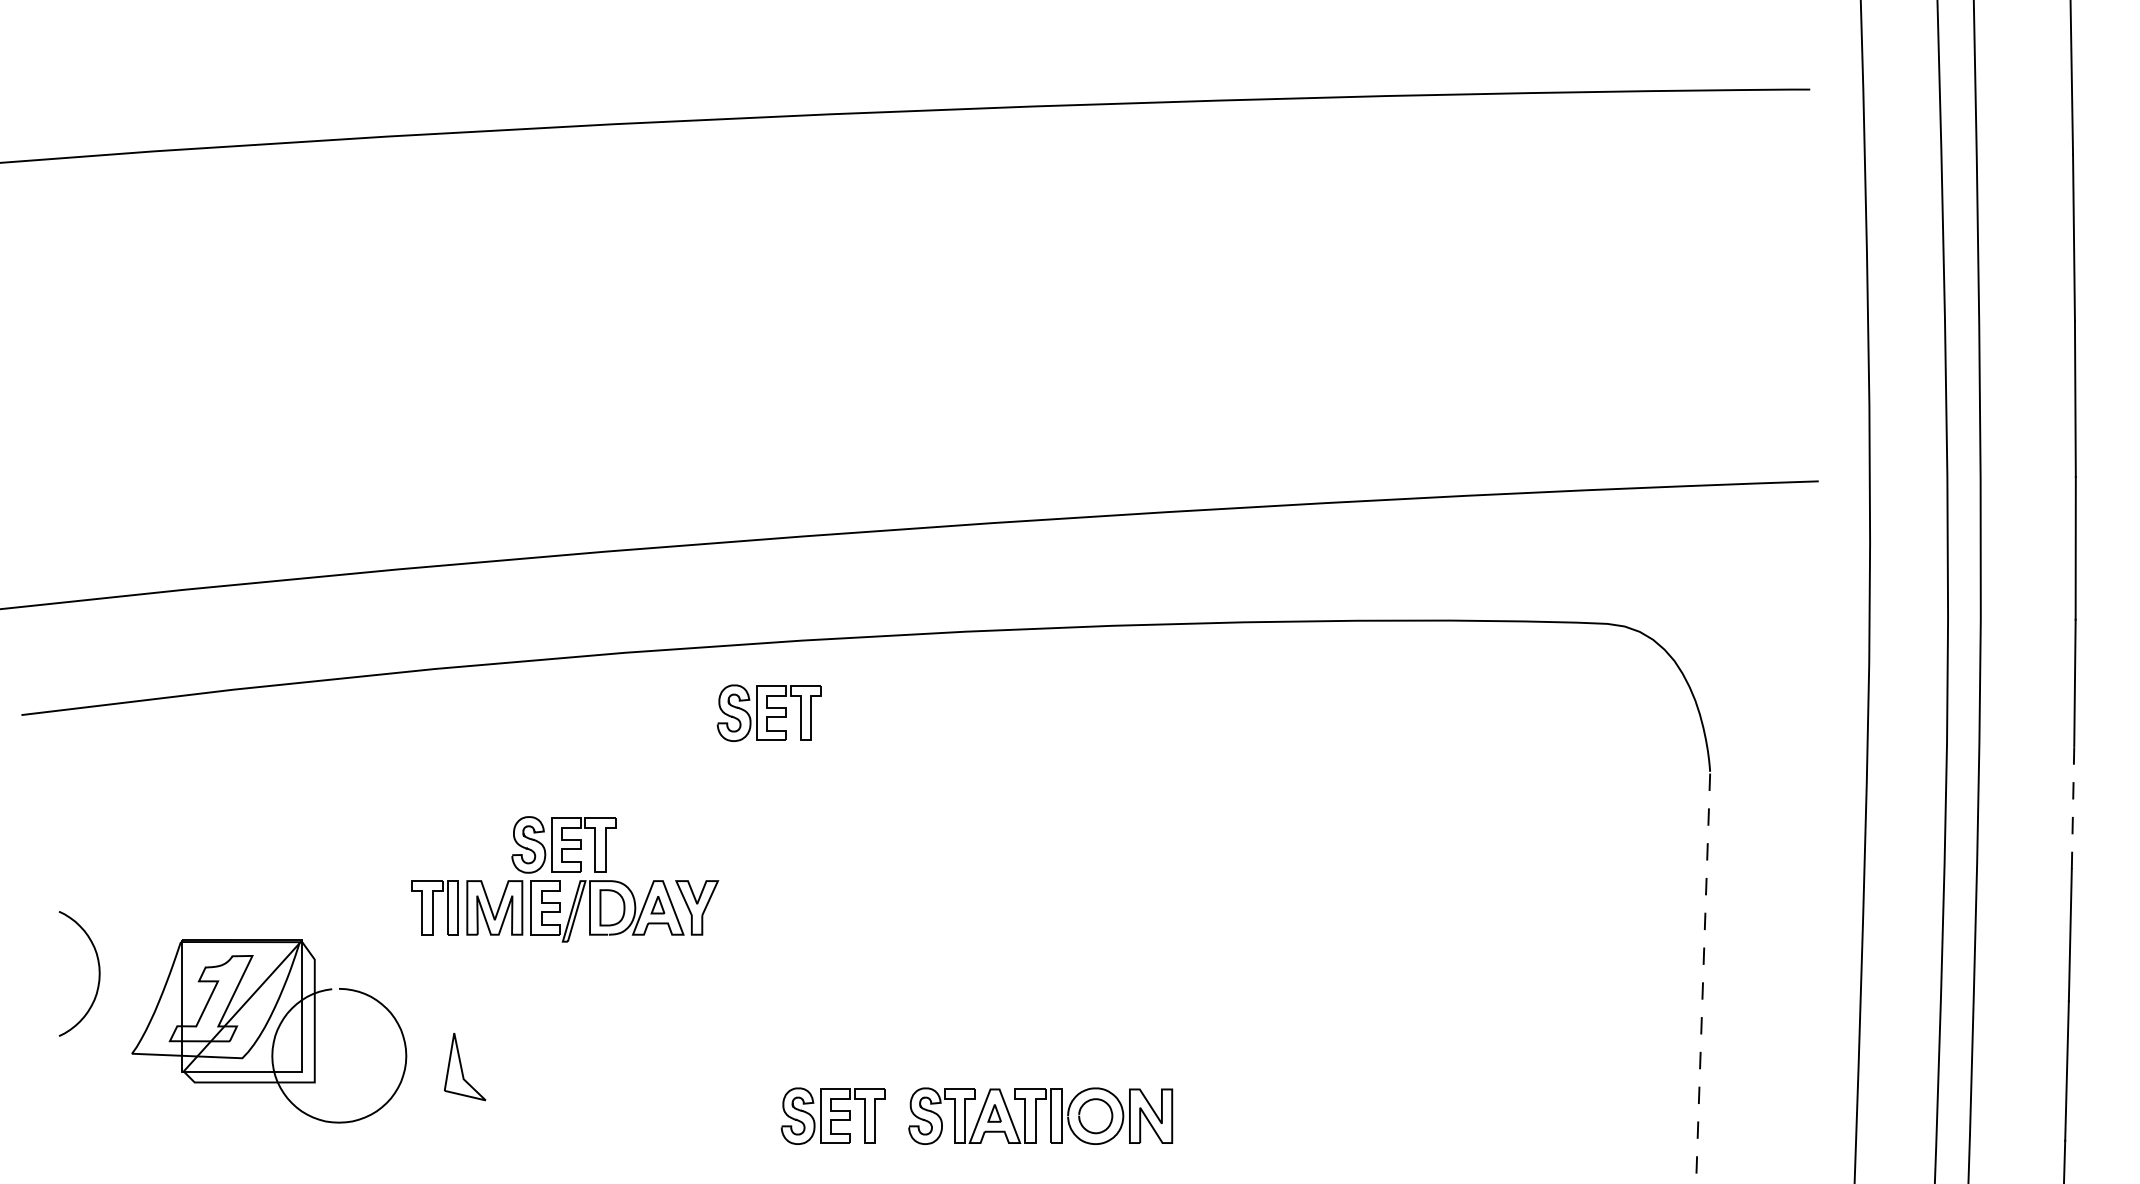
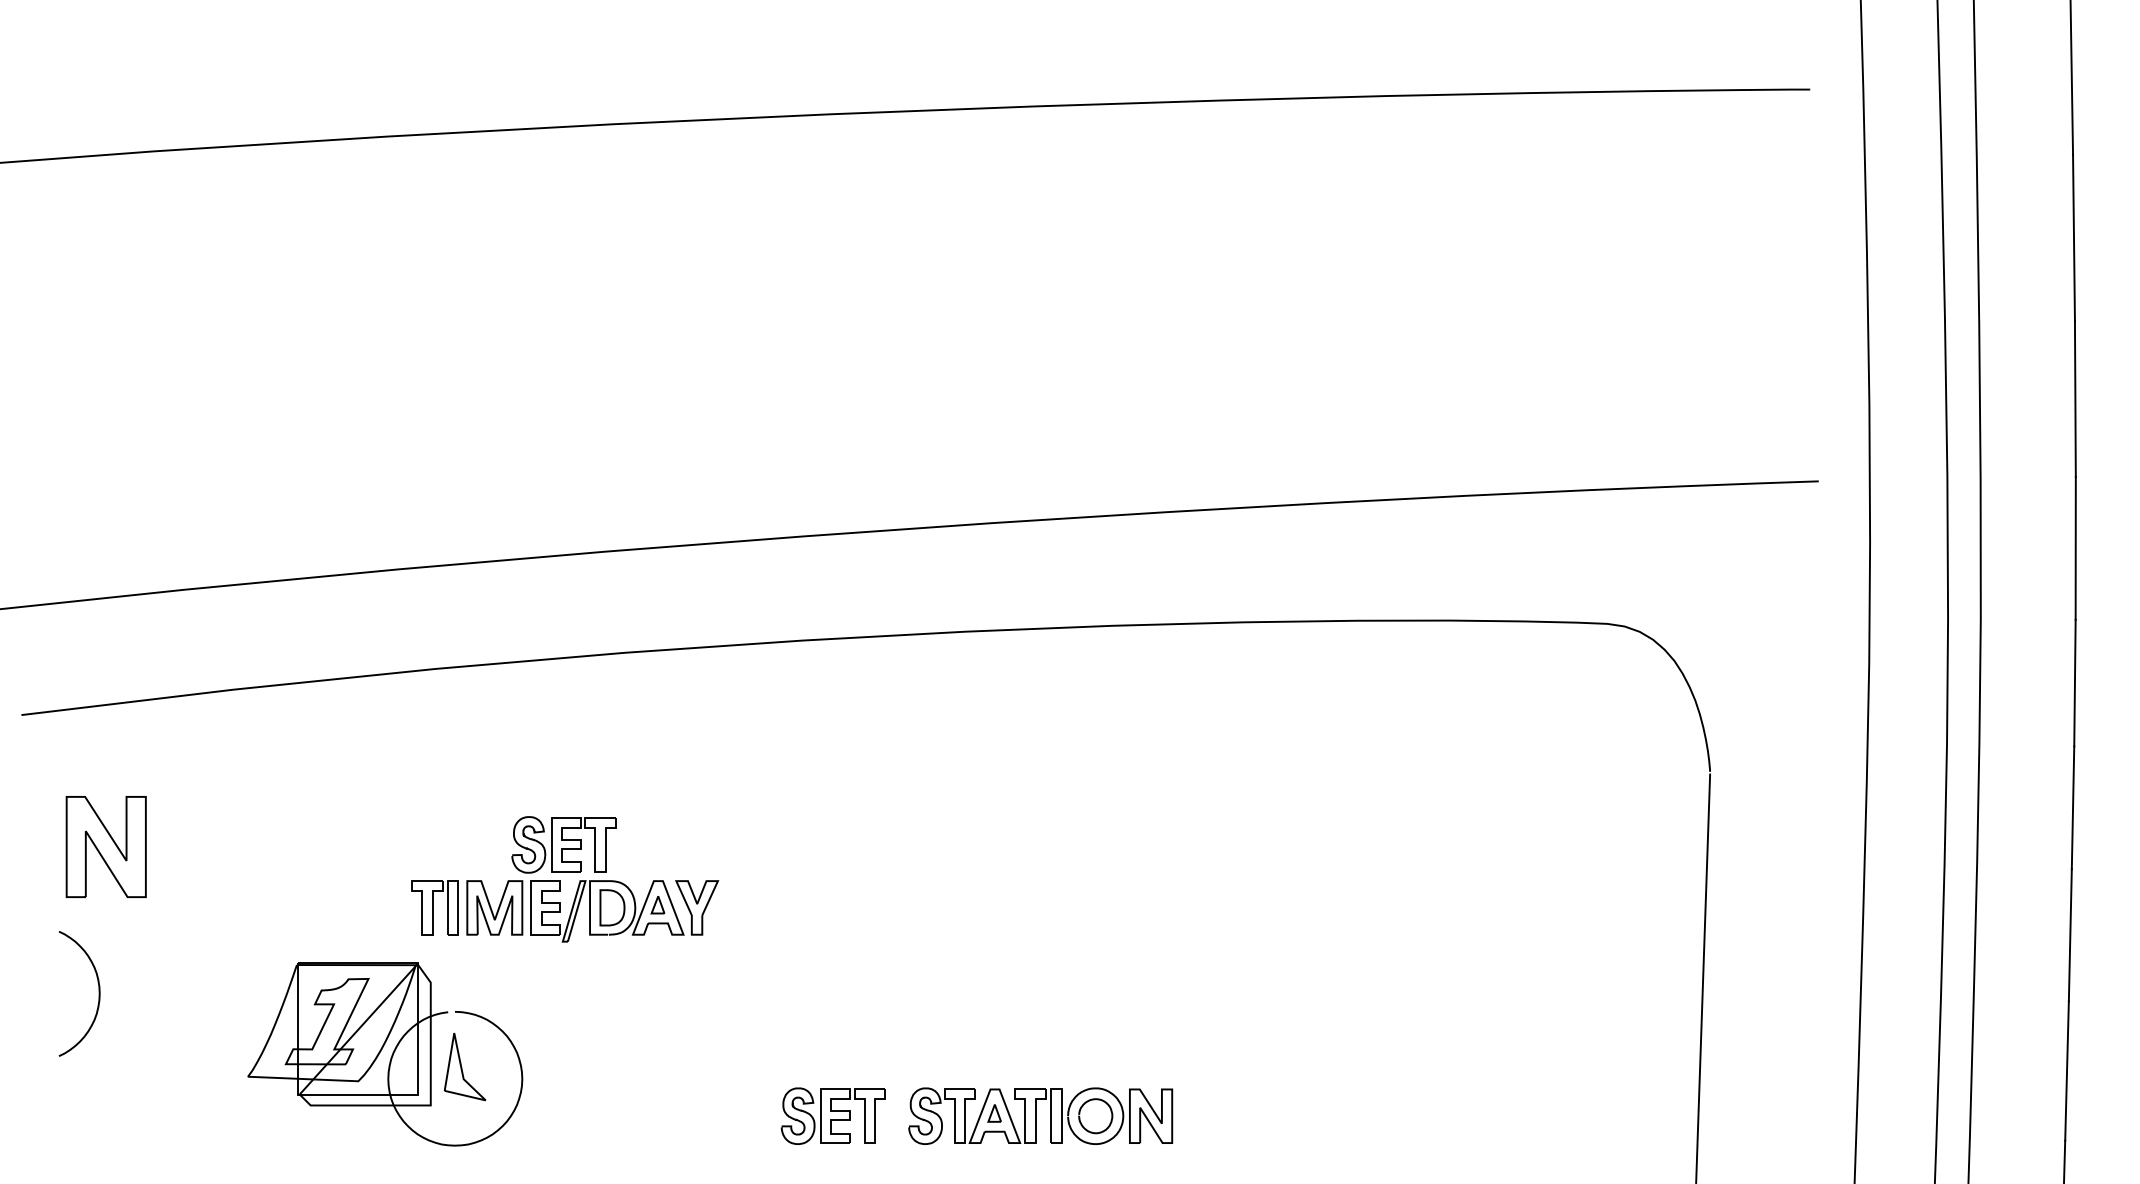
part: present -> none (768, 712)
line: dashed -> solid (2073, 807)
part: none -> present (105, 846)
curve position: (98, 973) -> (98, 993) (98, 993)
line: dashed -> solid (1703, 978)
part position: (269, 1031) -> (385, 1054) (385, 1054)
